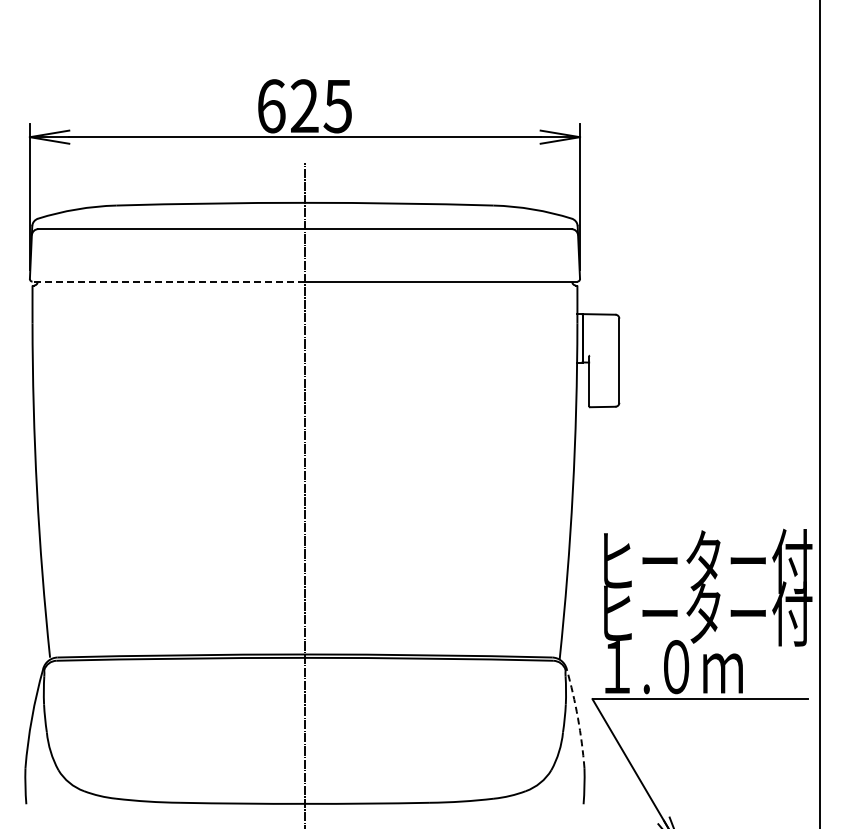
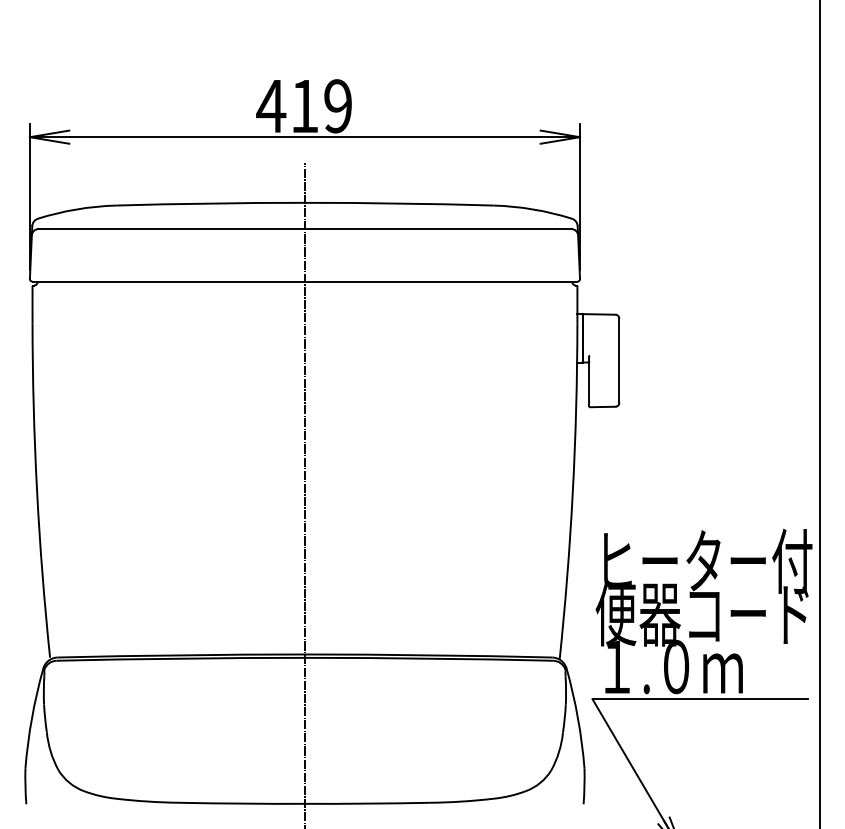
text: 625 -> 419 (303, 106)
line: dashed -> solid (168, 281)
text: ヒーター付 -> 便器コード (703, 613)
arc: dashed -> solid (577, 718)
